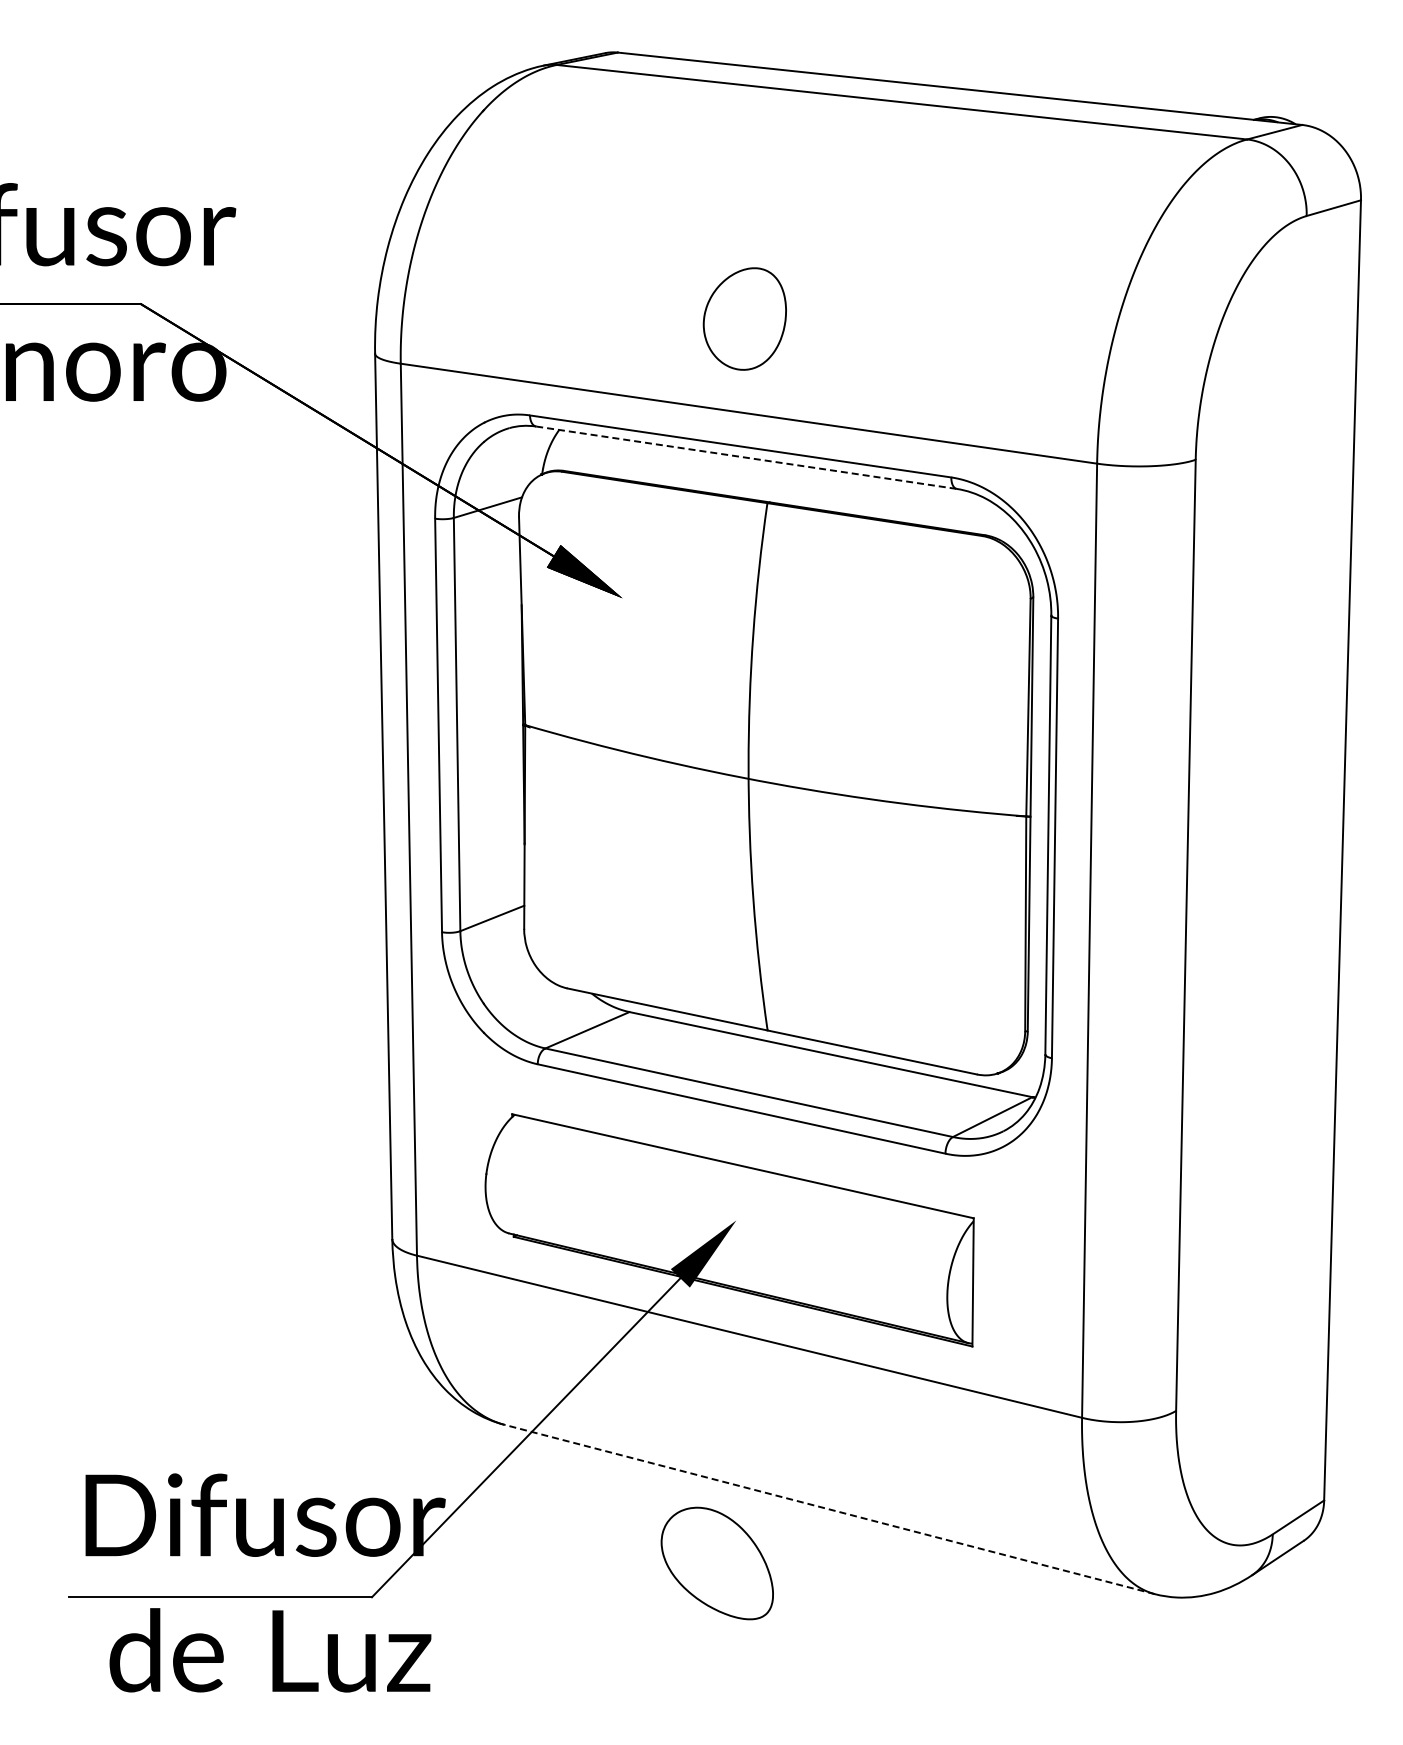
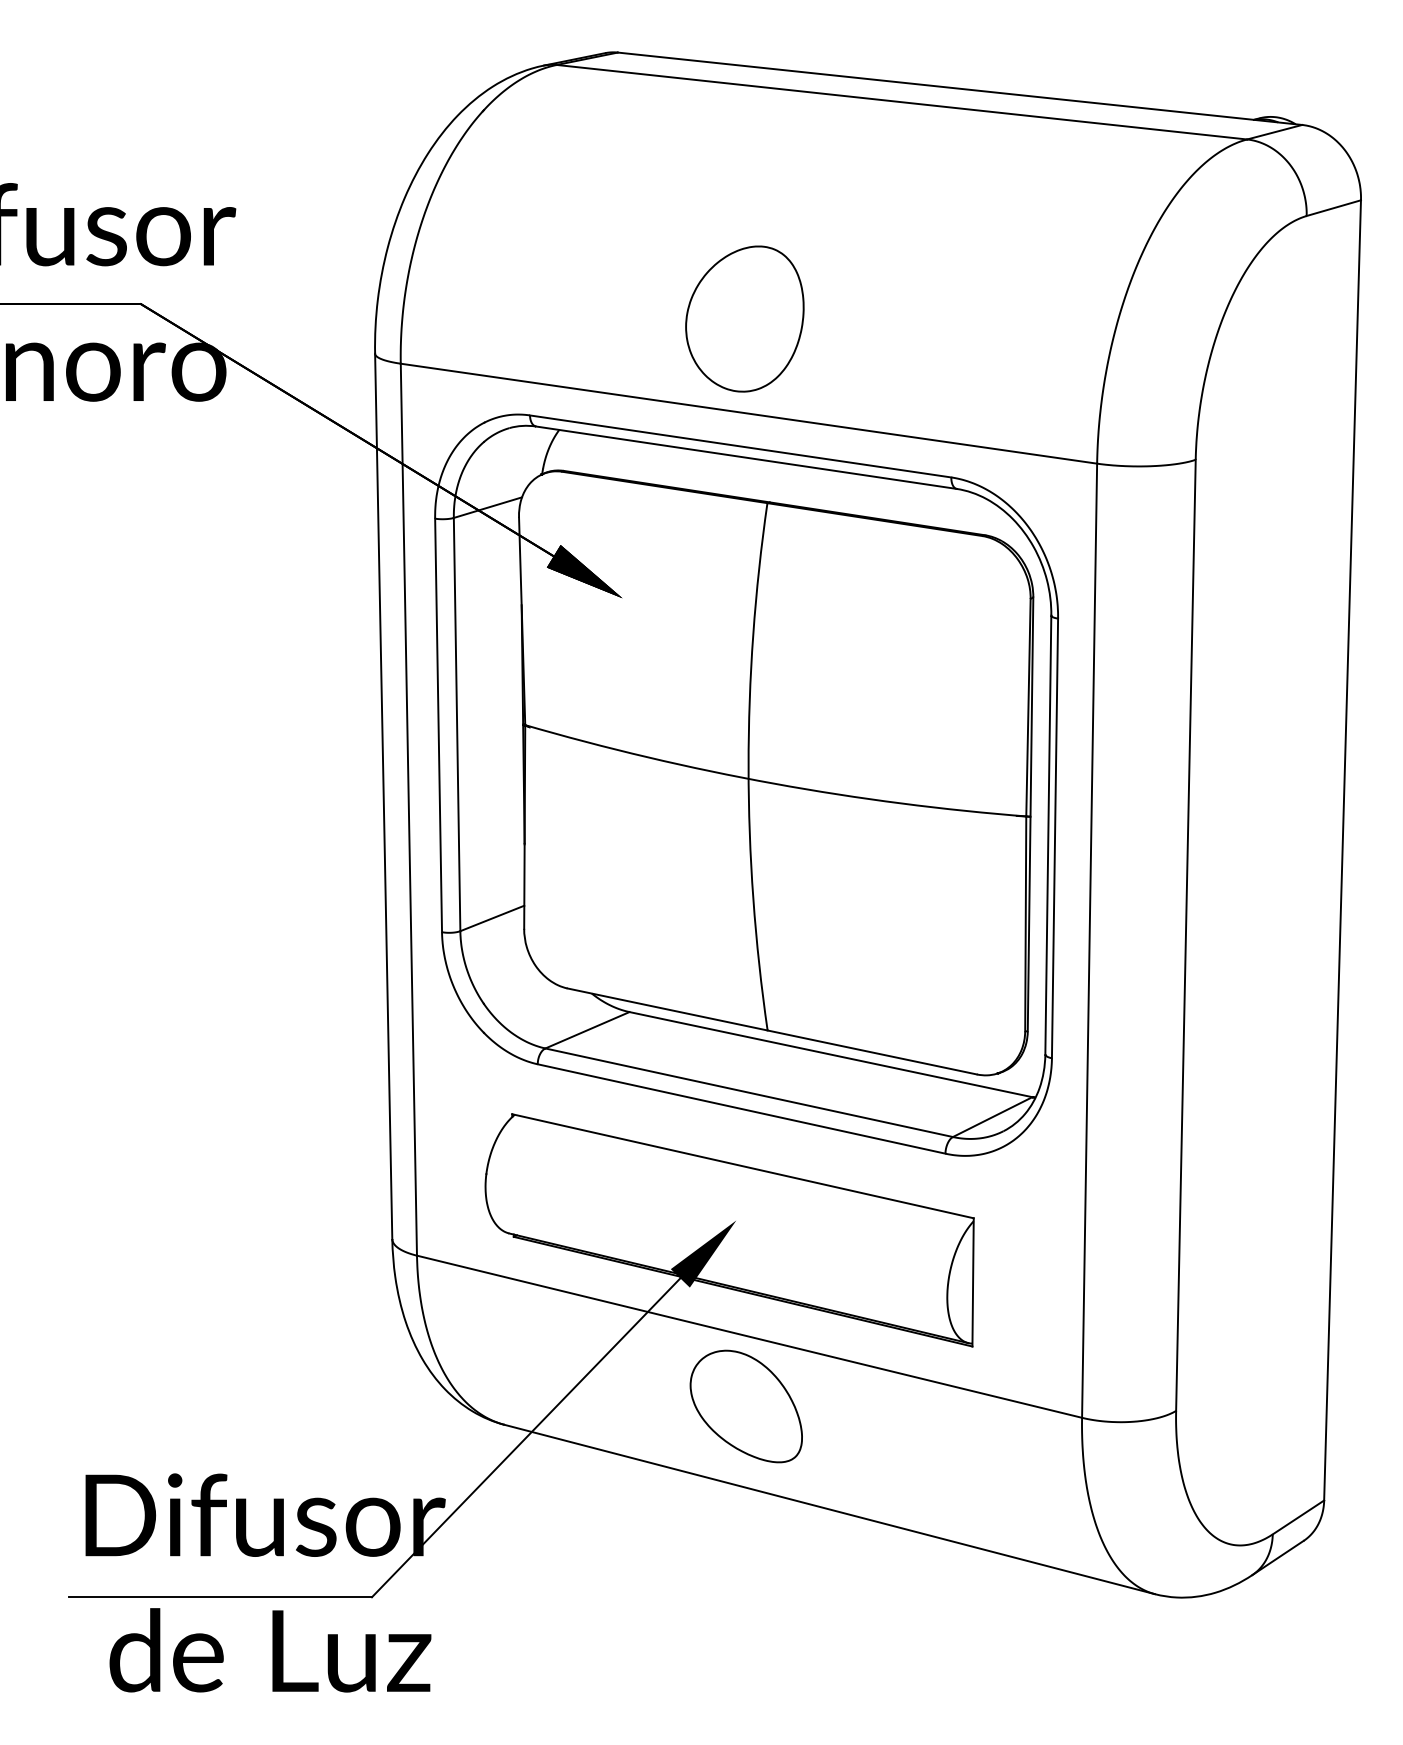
part size: 85x104 px -> 120x148 px (744, 318)
line: dashed -> solid (746, 457)
line: dashed -> solid (829, 1509)
part position: (716, 1563) -> (745, 1406) (745, 1406)
